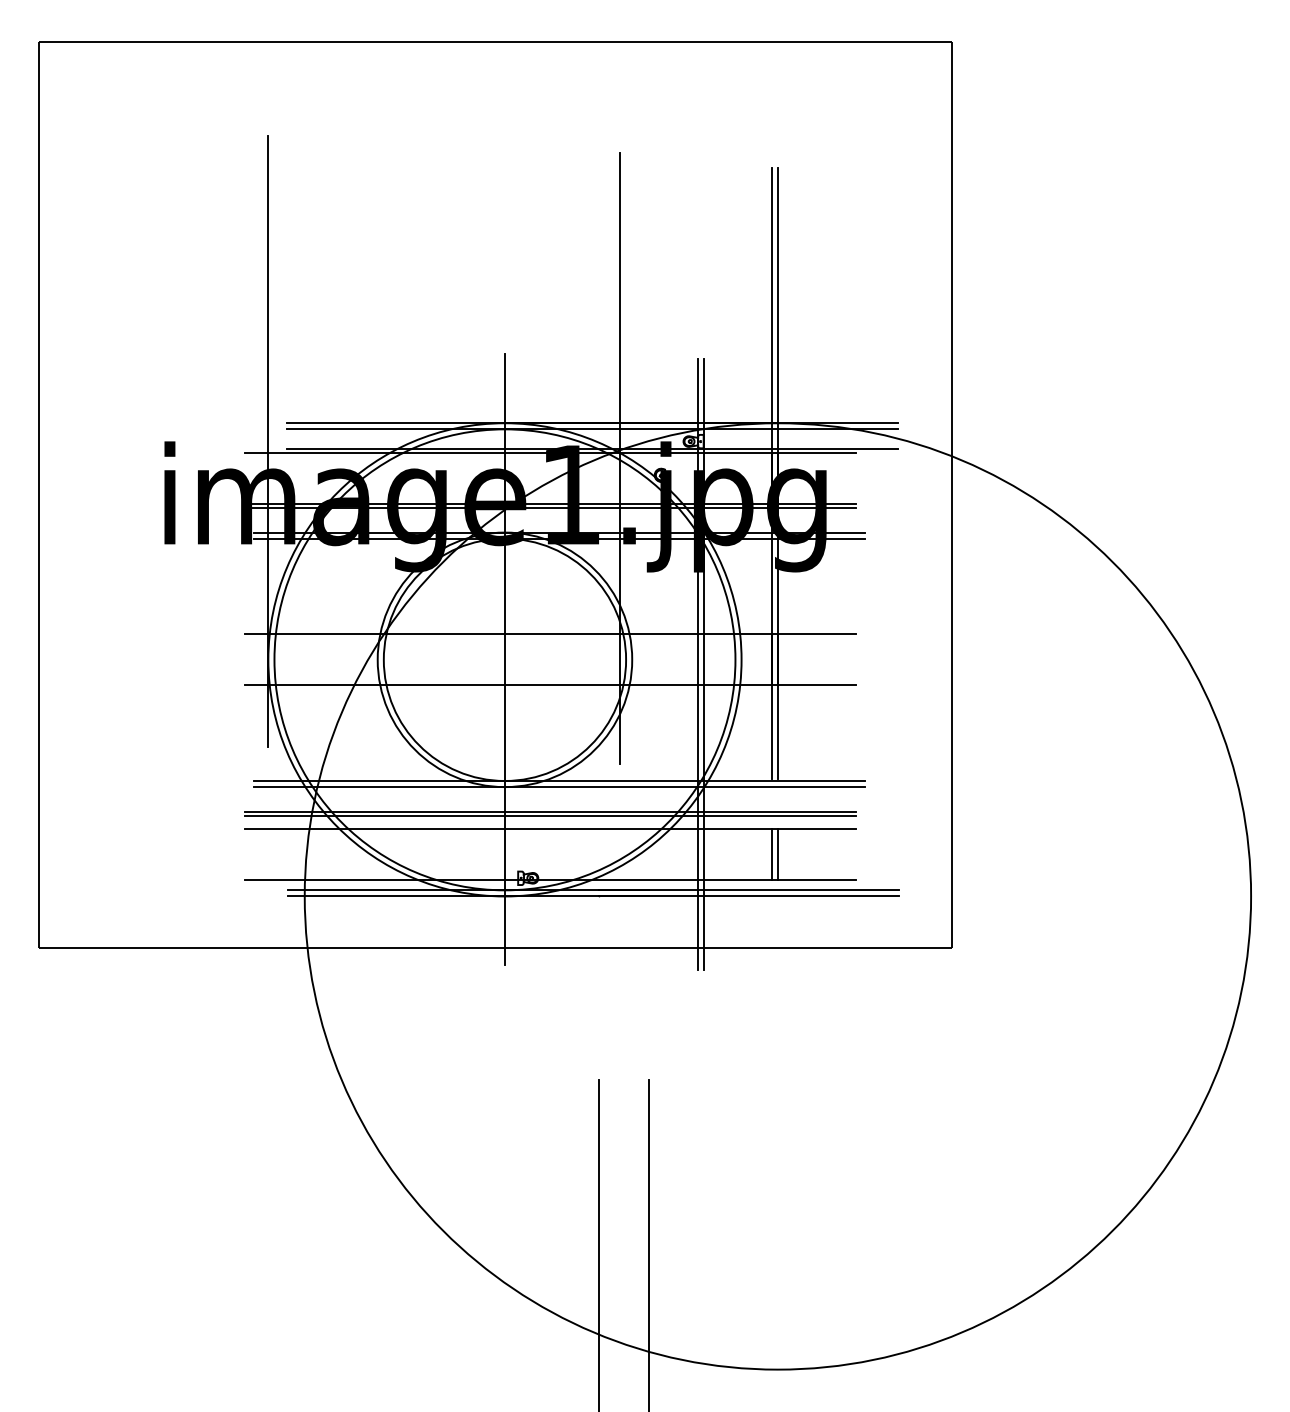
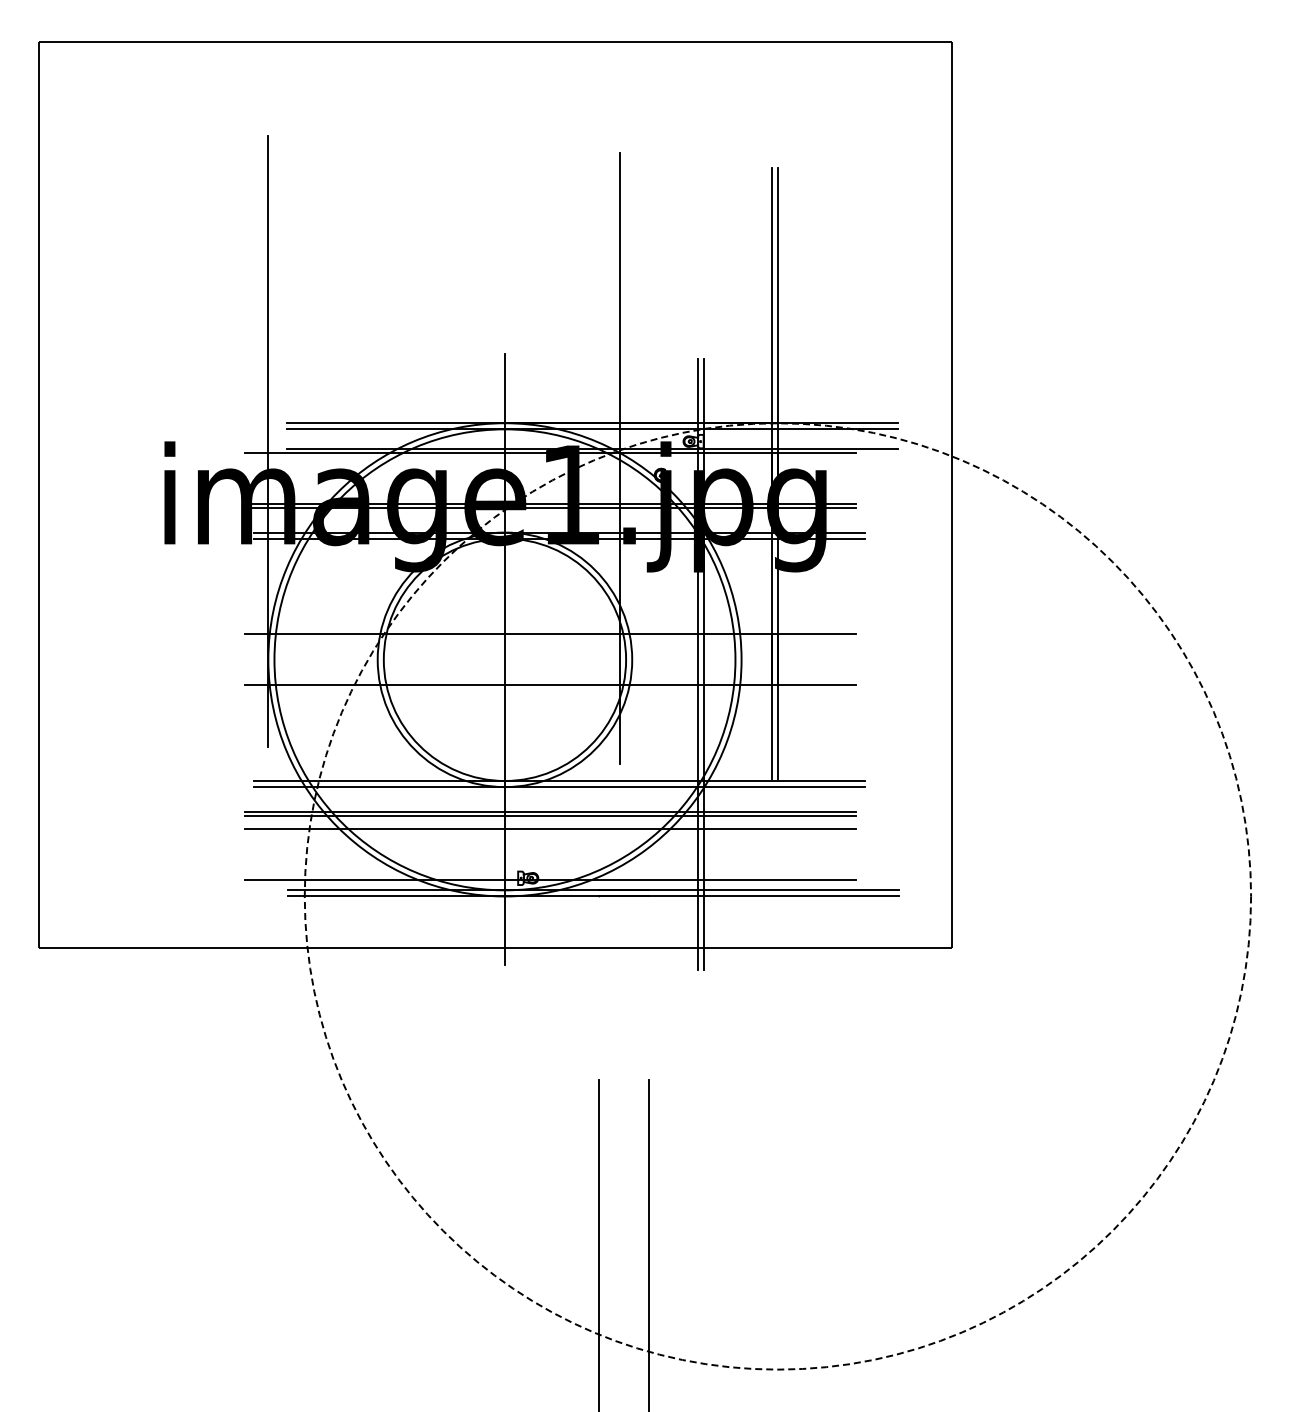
line: present -> none (771, 854)
line: present -> none (777, 854)
circle: solid -> dashed (777, 896)
